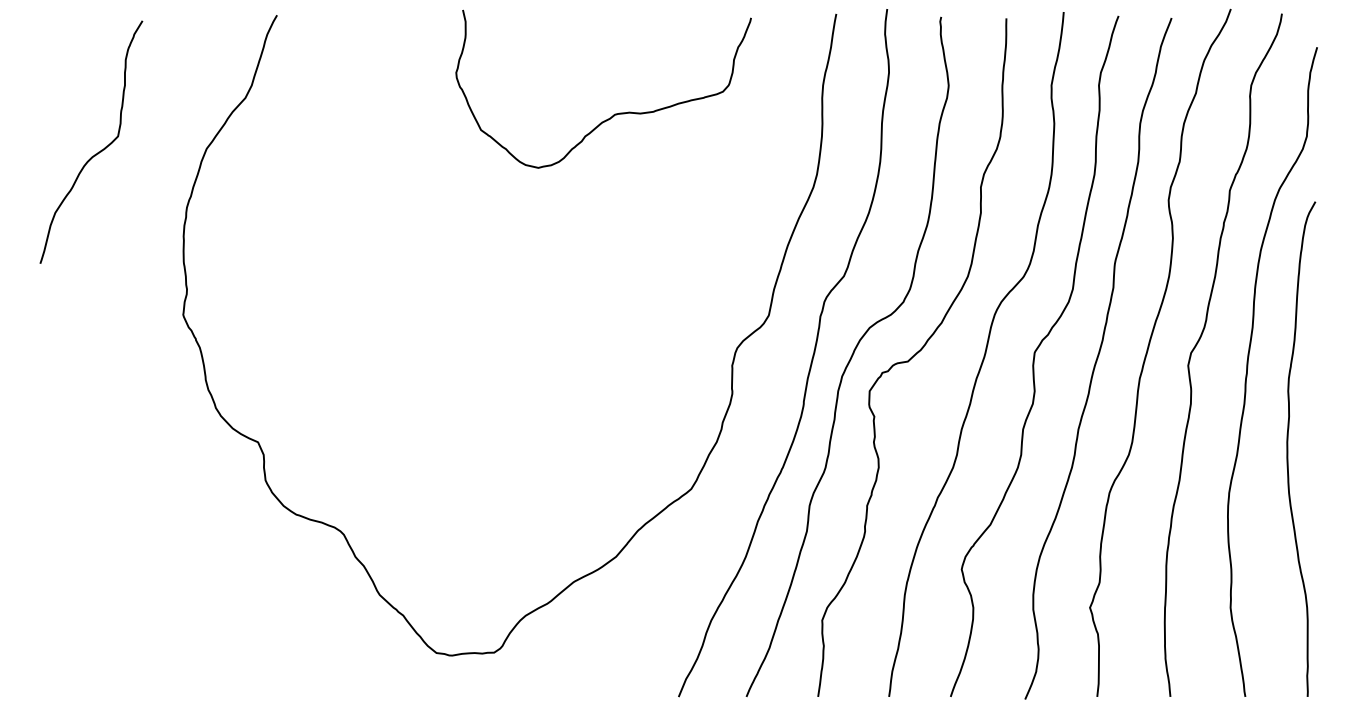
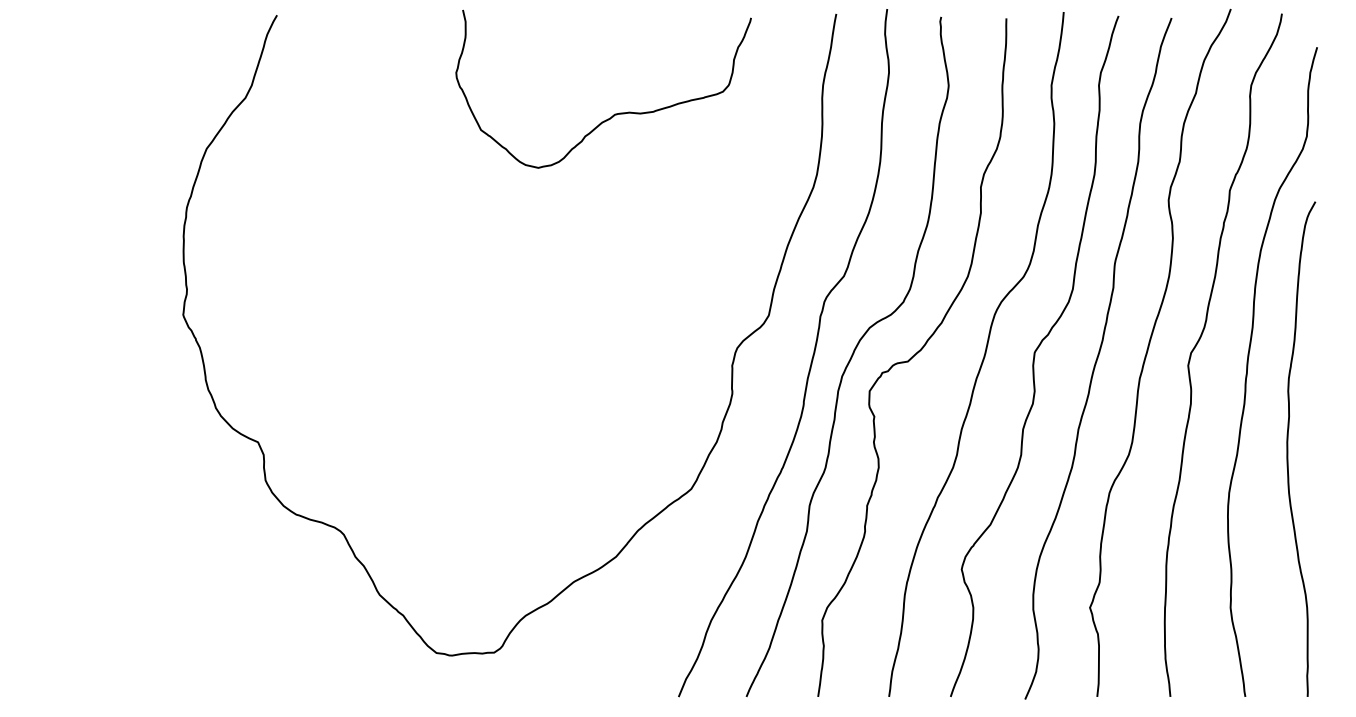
curve: present -> none (98, 151)
